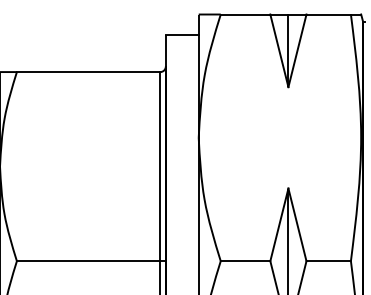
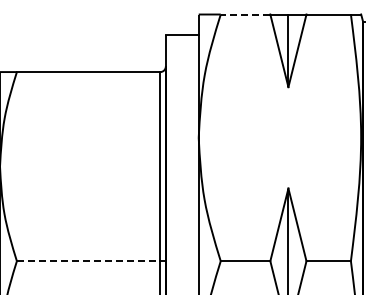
line: solid -> dashed (245, 14)
line: solid -> dashed (88, 261)
